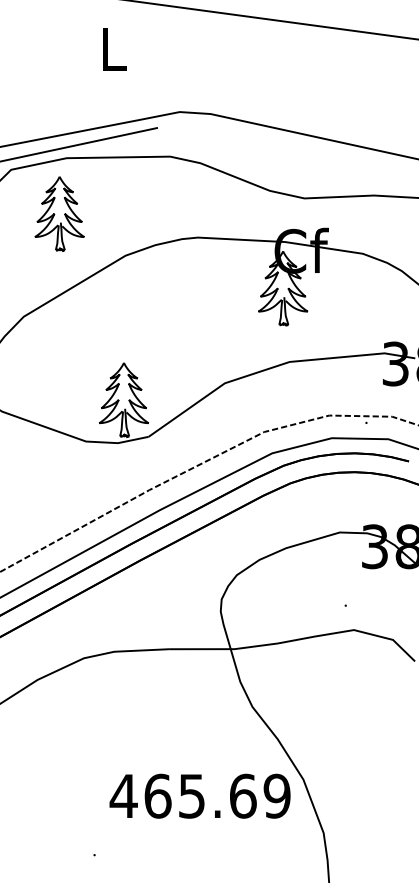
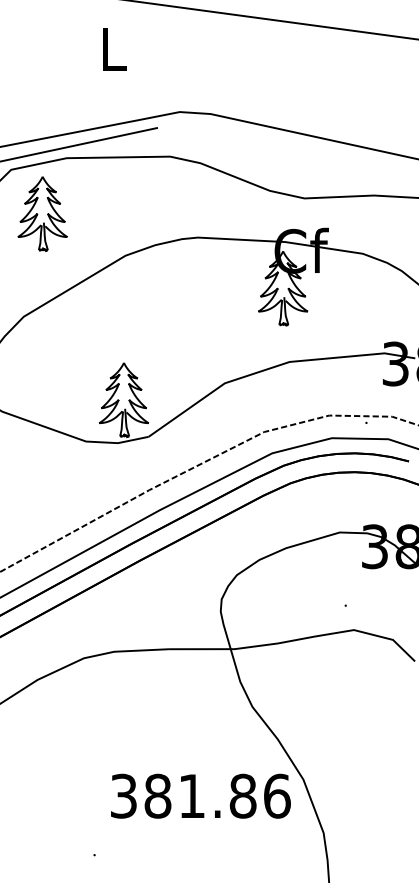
part position: (59, 213) -> (42, 213) (42, 213)
text: 465.69 -> 381.86 (199, 795)
